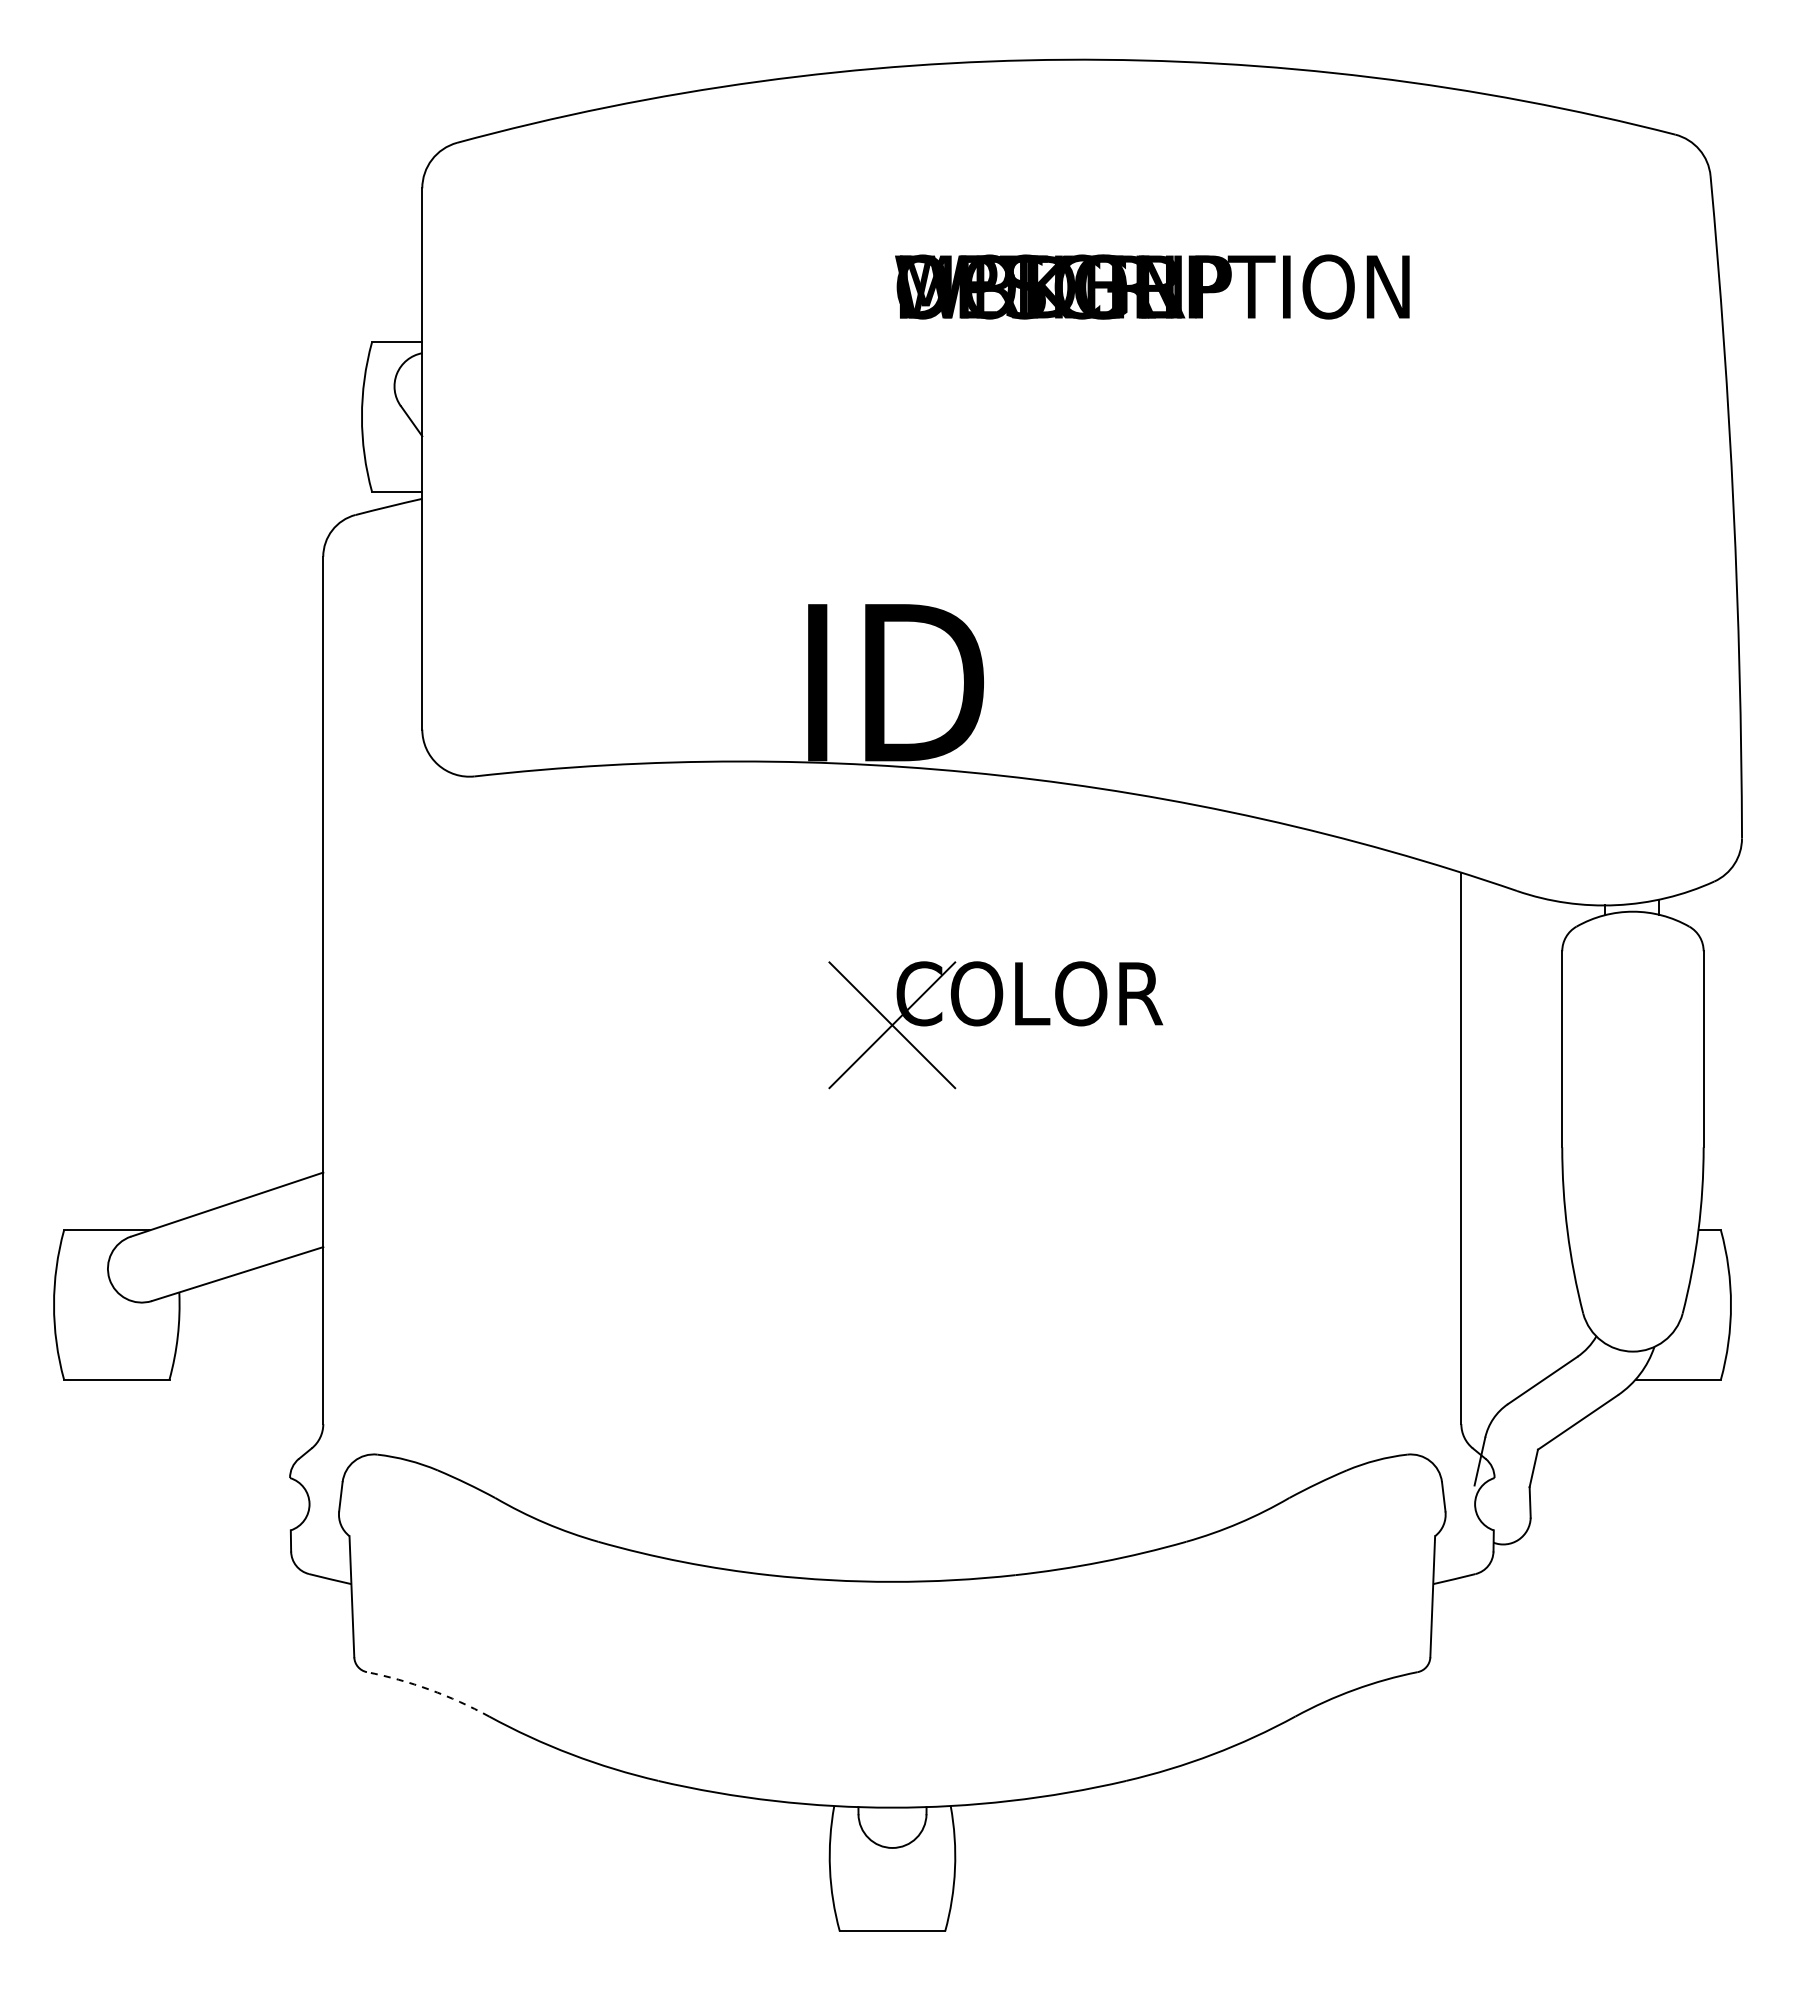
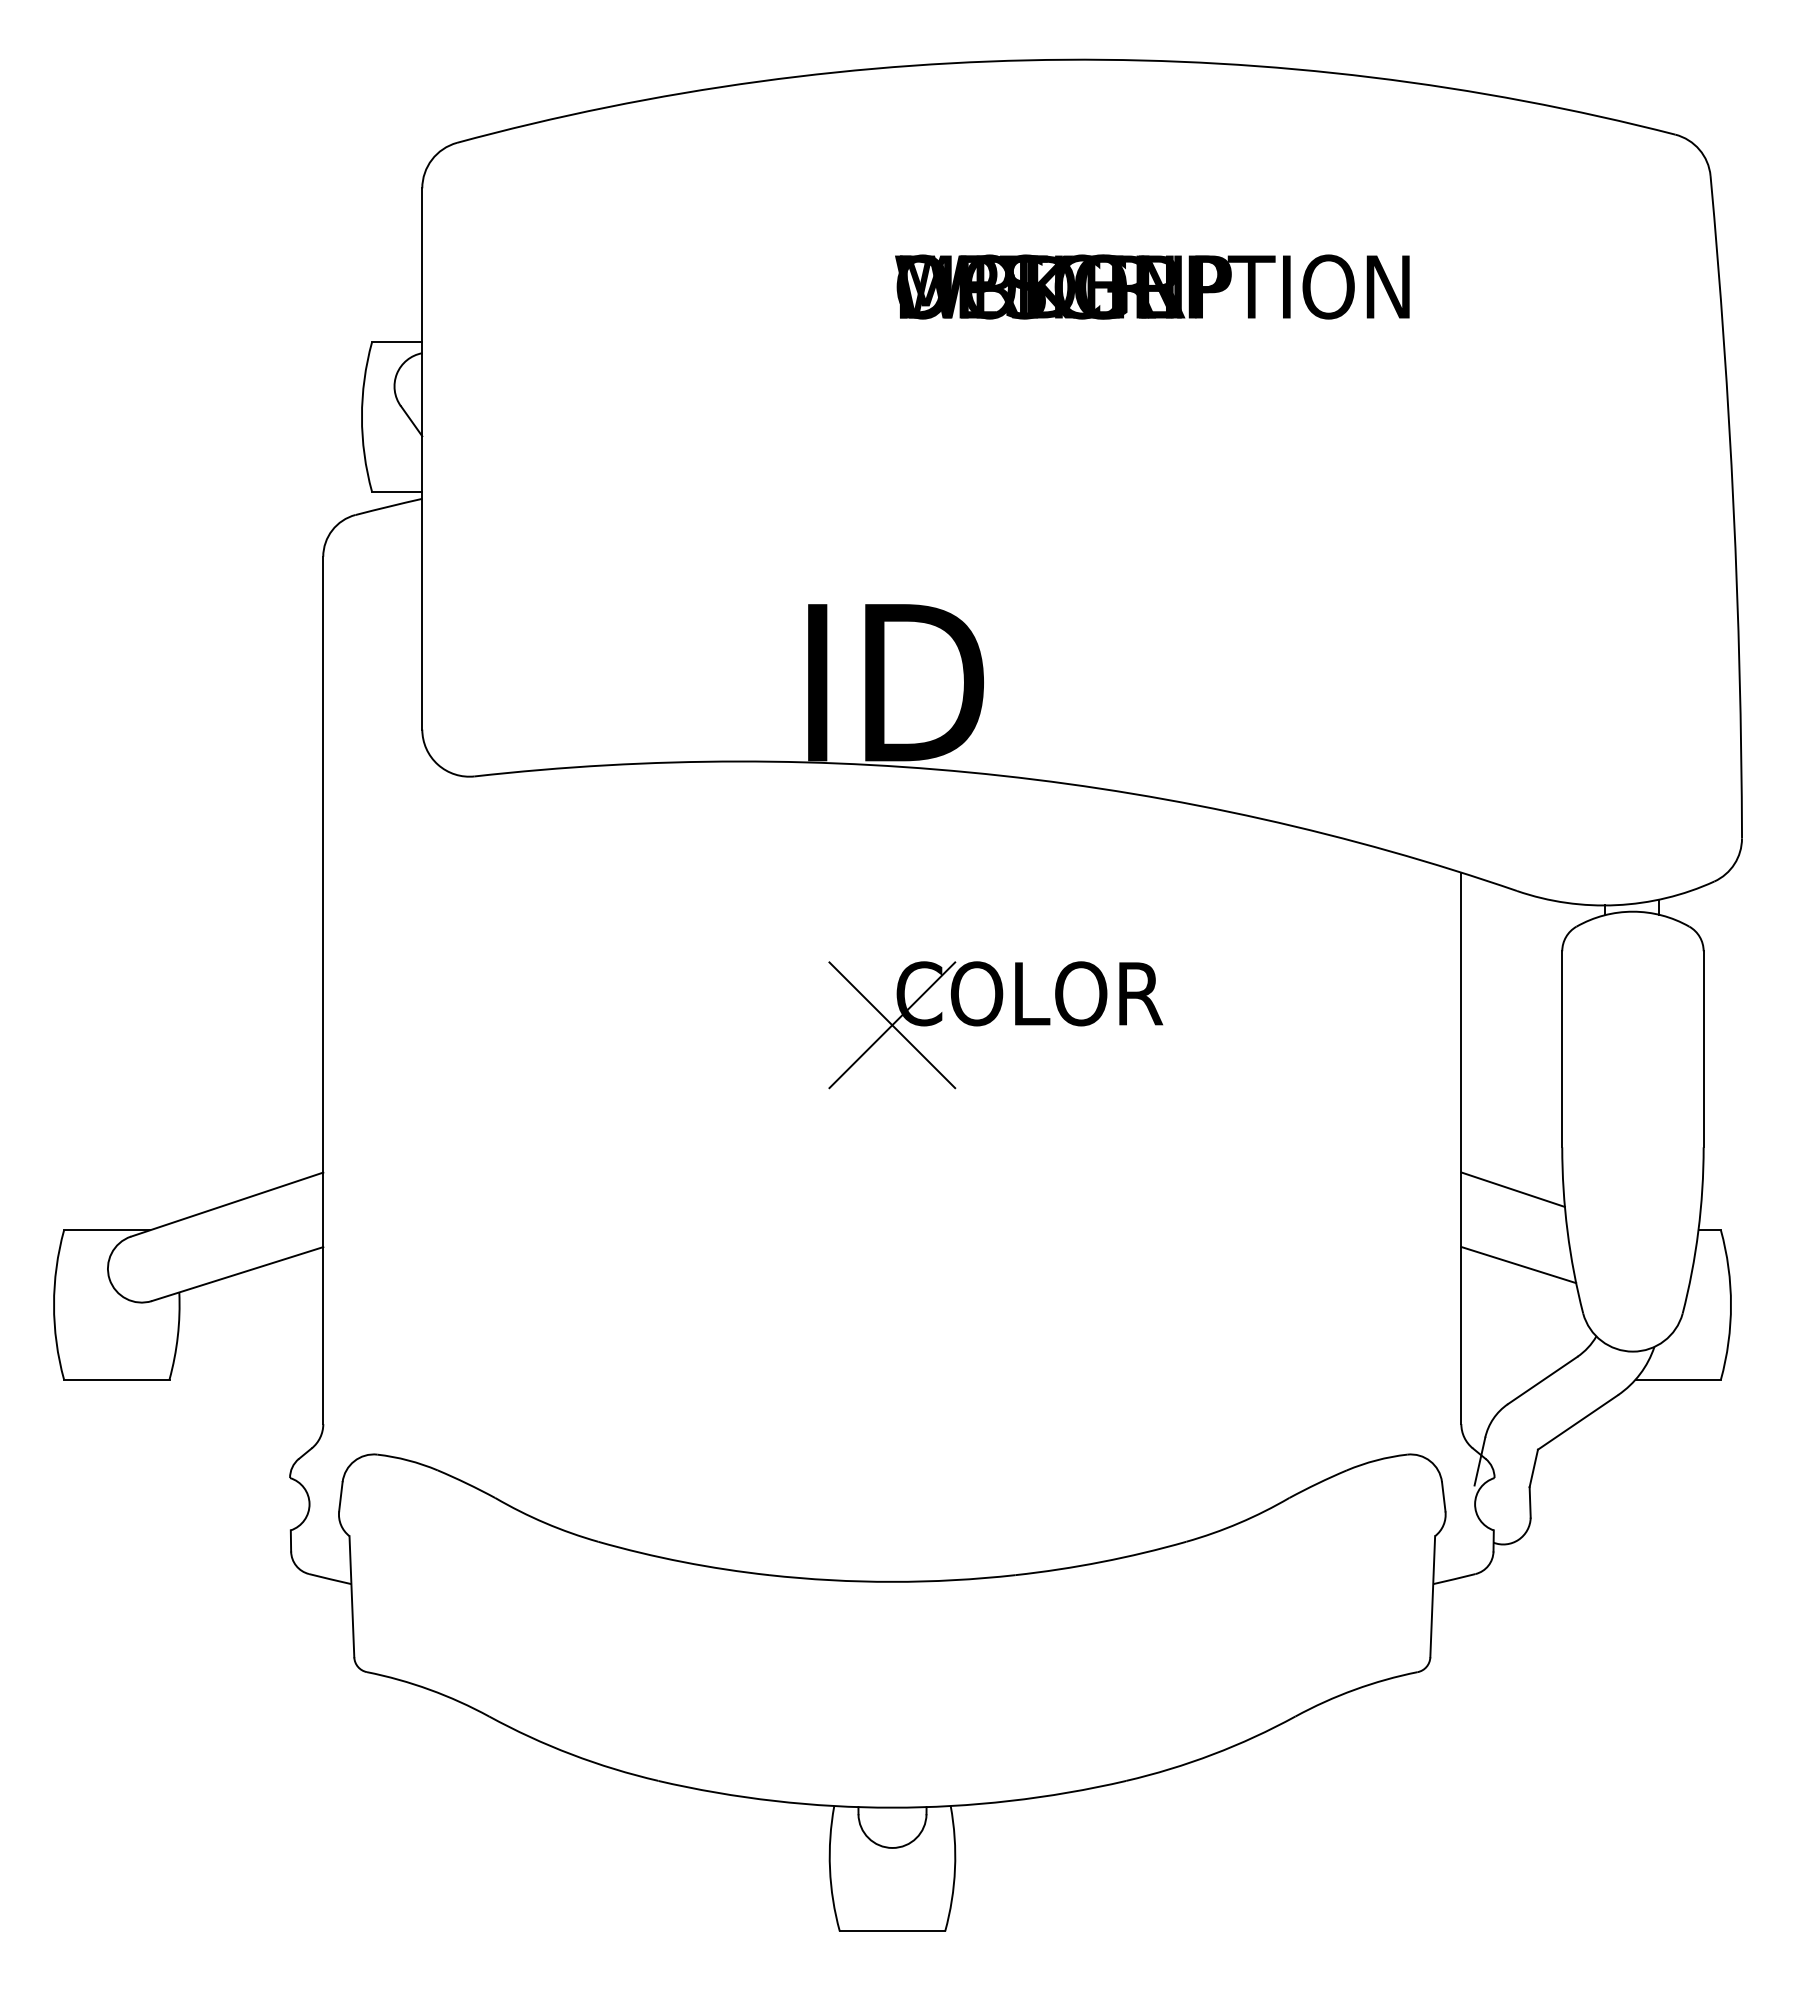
line: none -> present (1512, 1189)
line: none -> present (1518, 1264)
arc: dashed -> solid (429, 1689)
